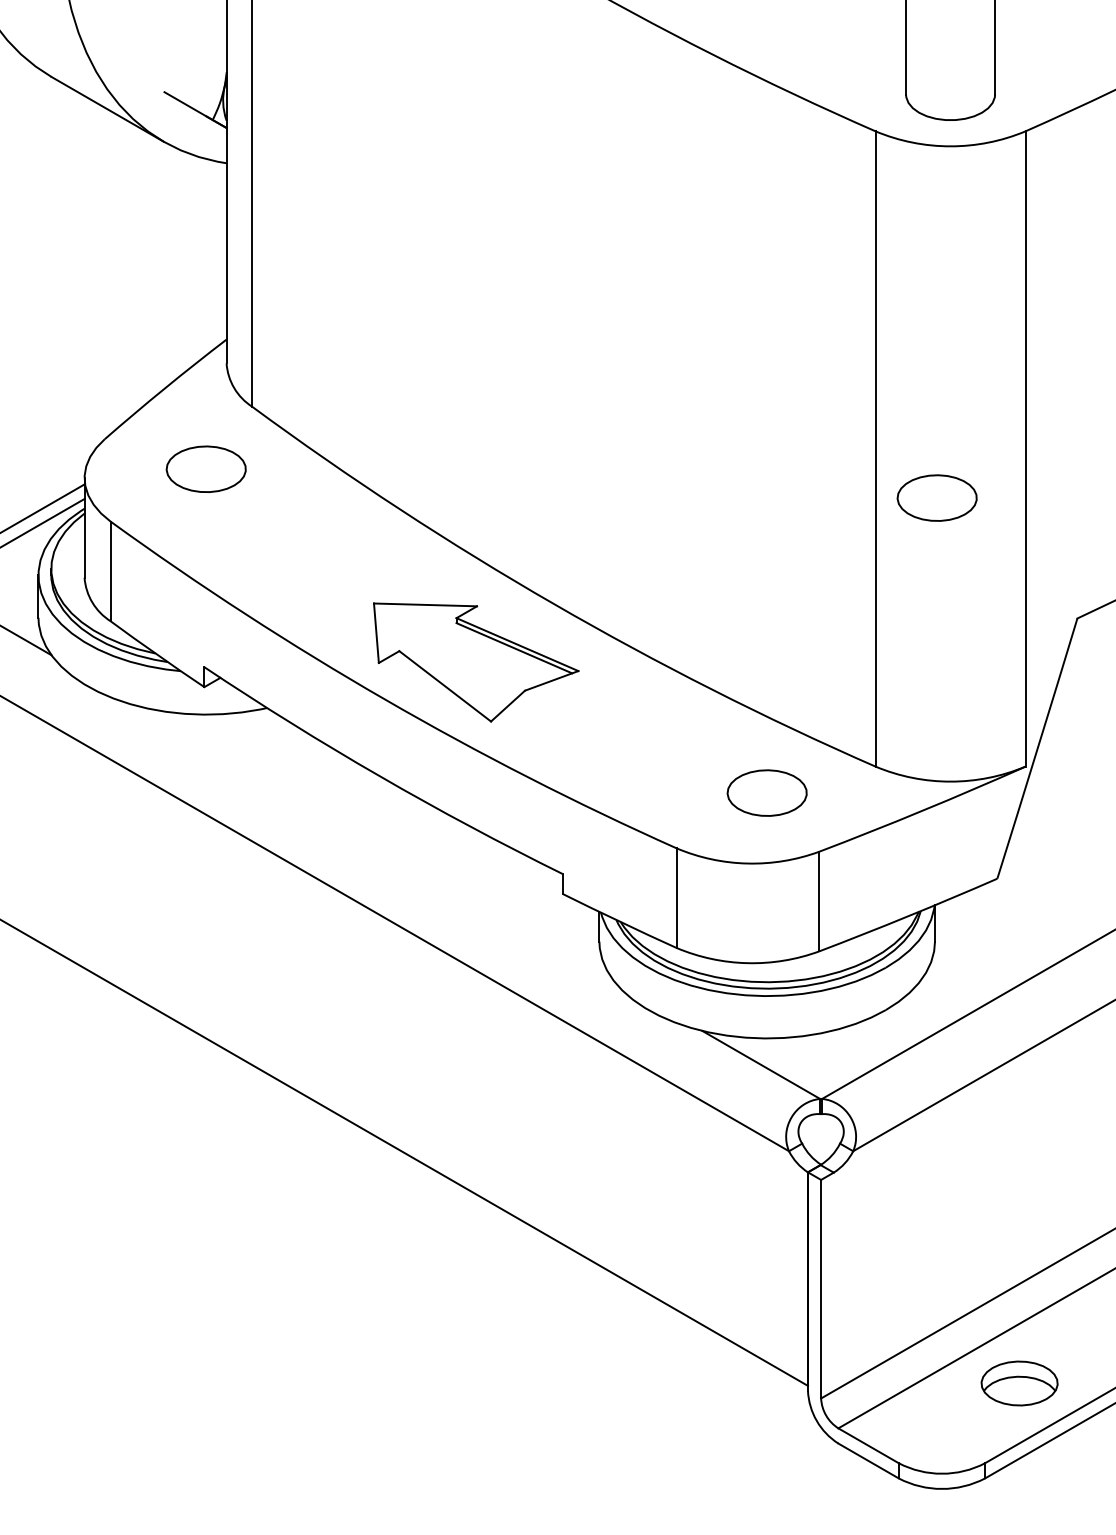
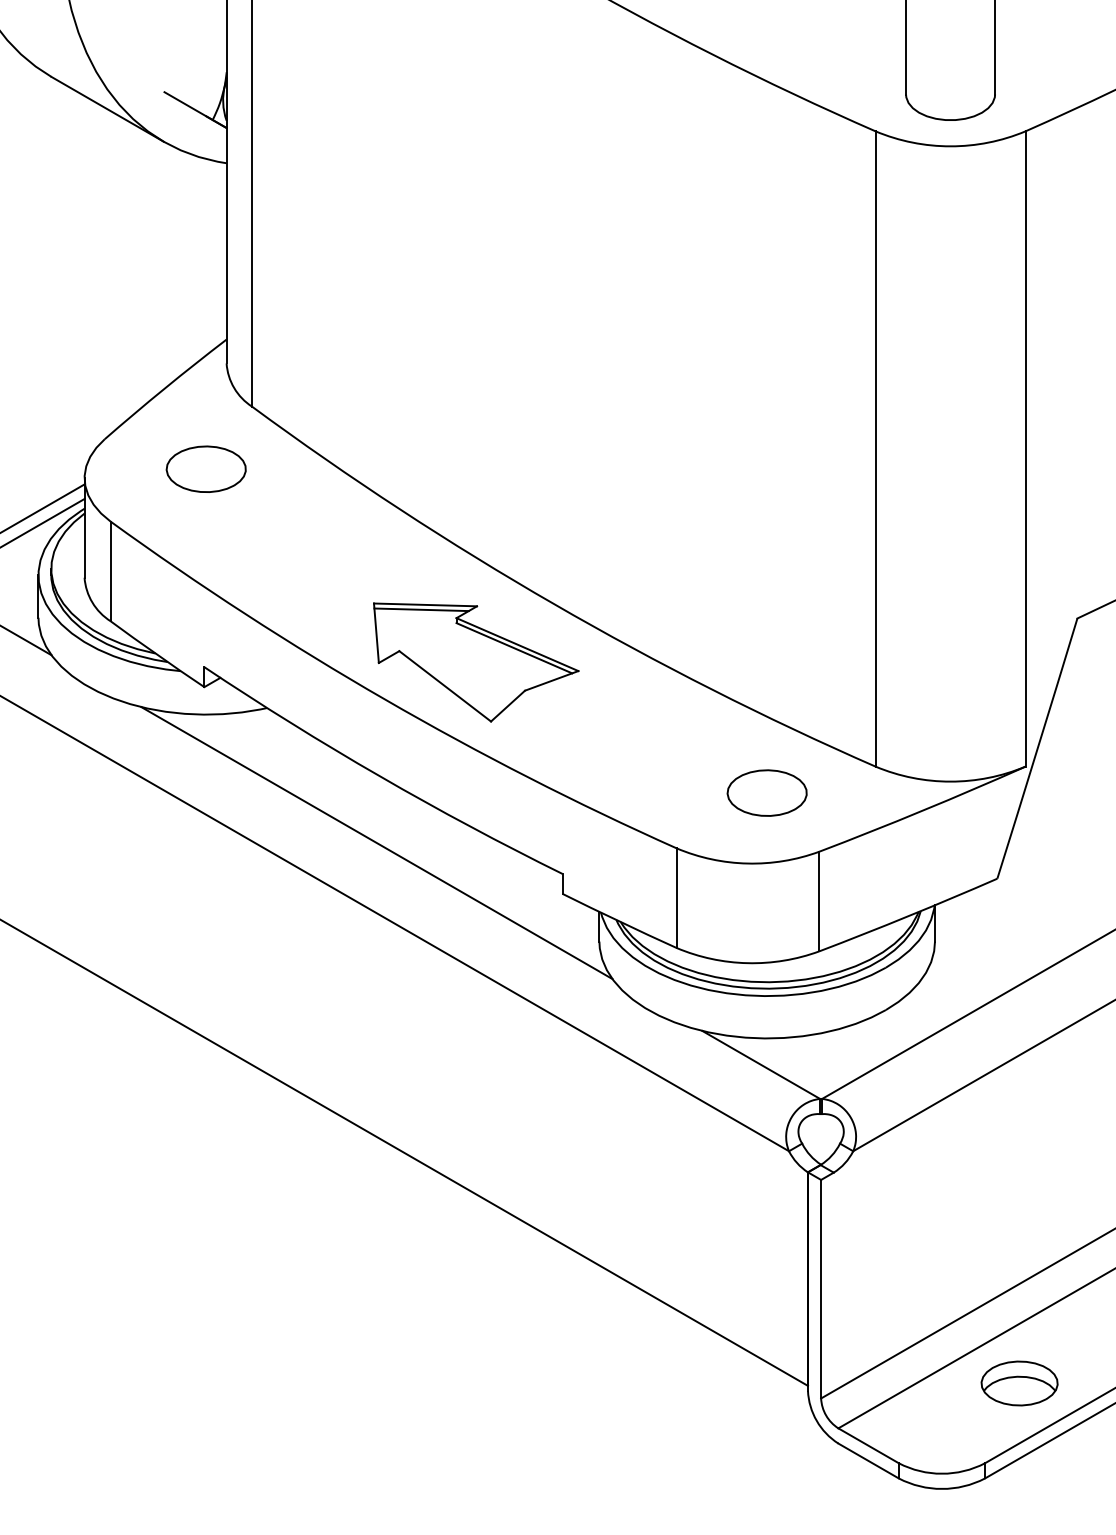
part: present -> none (936, 497)
line: none -> present (421, 609)
line: none -> present (376, 843)
